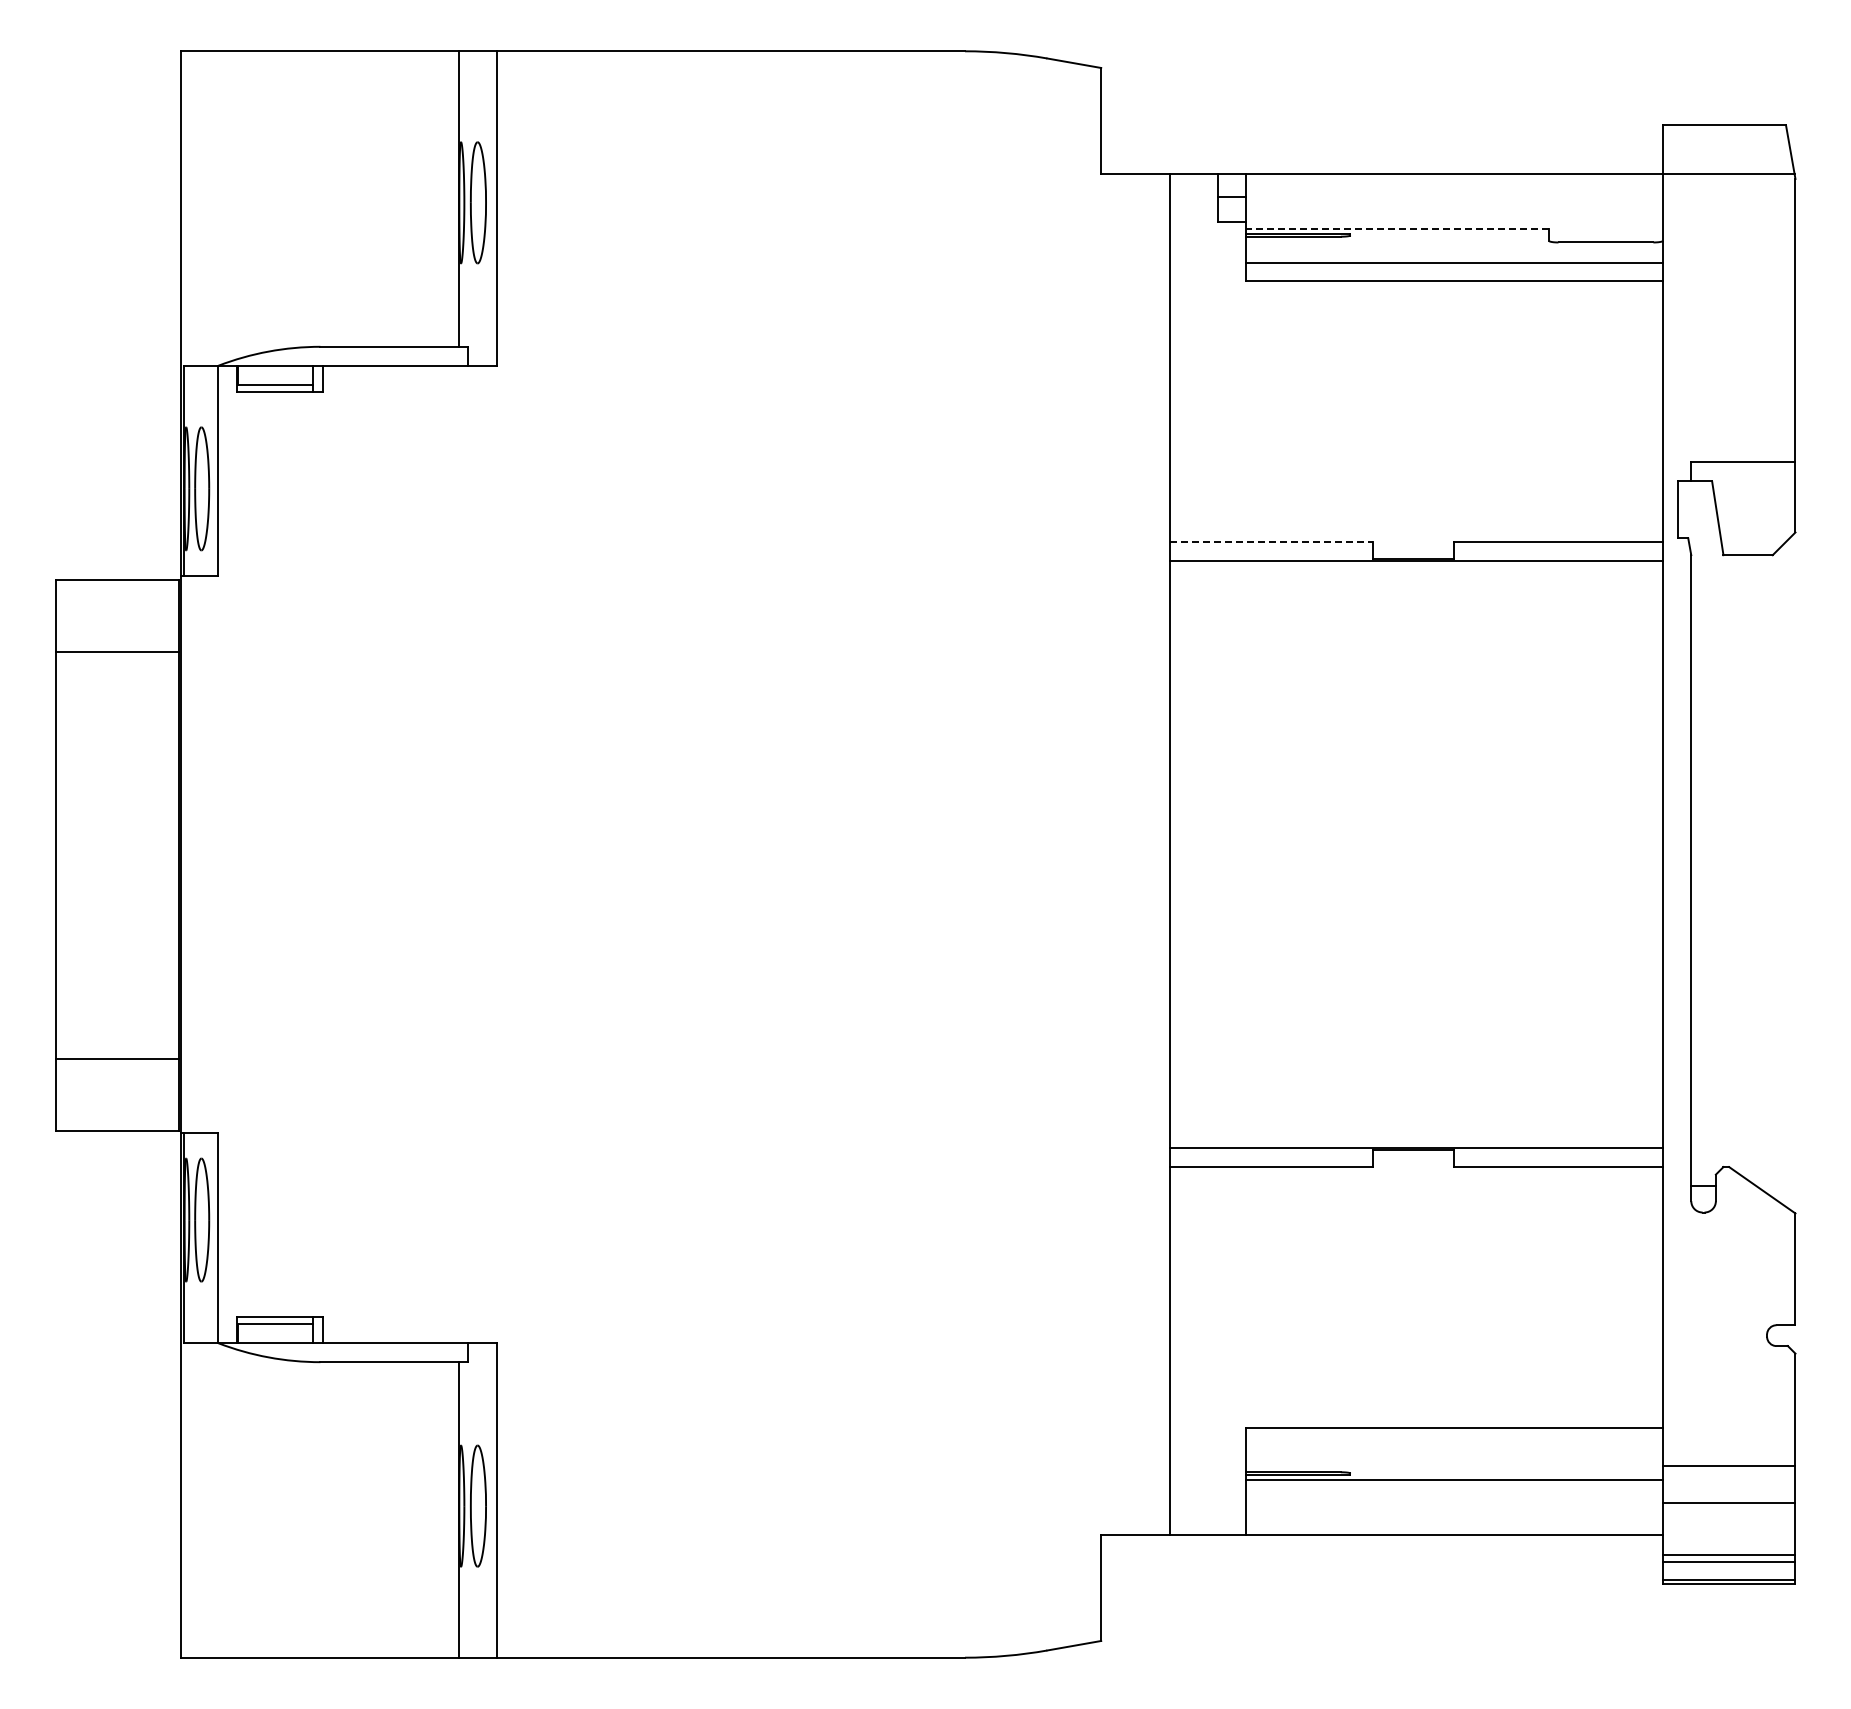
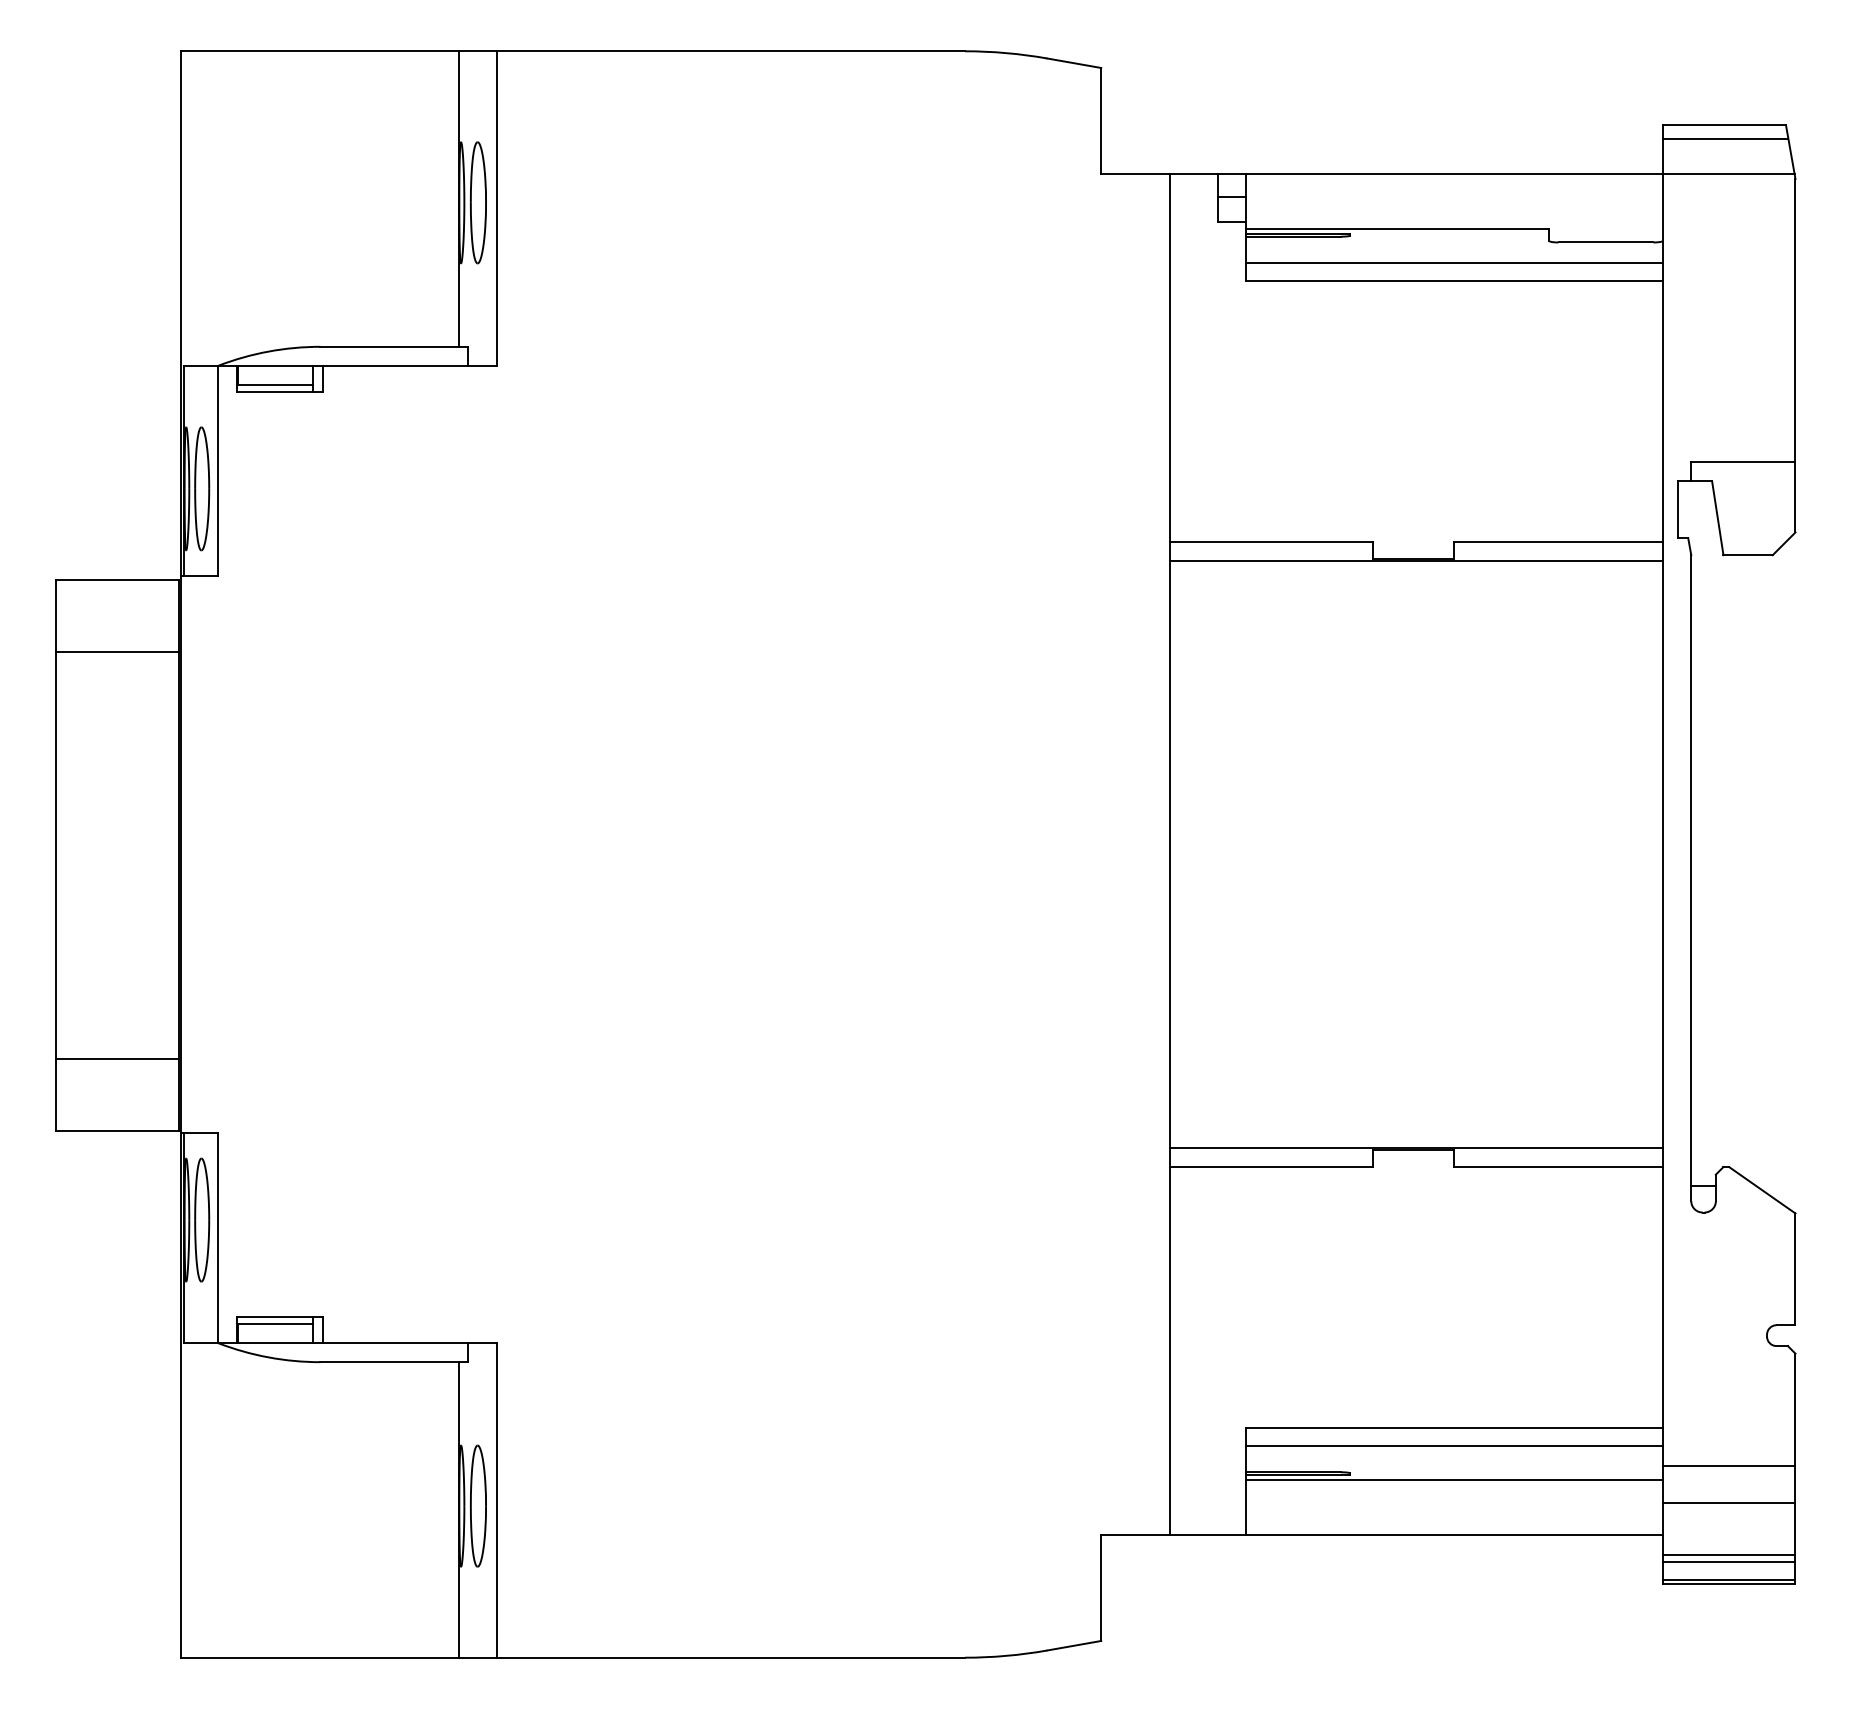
line: none -> present (1725, 138)
line: dashed -> solid (1397, 229)
line: dashed -> solid (1272, 541)
line: none -> present (1454, 1445)
